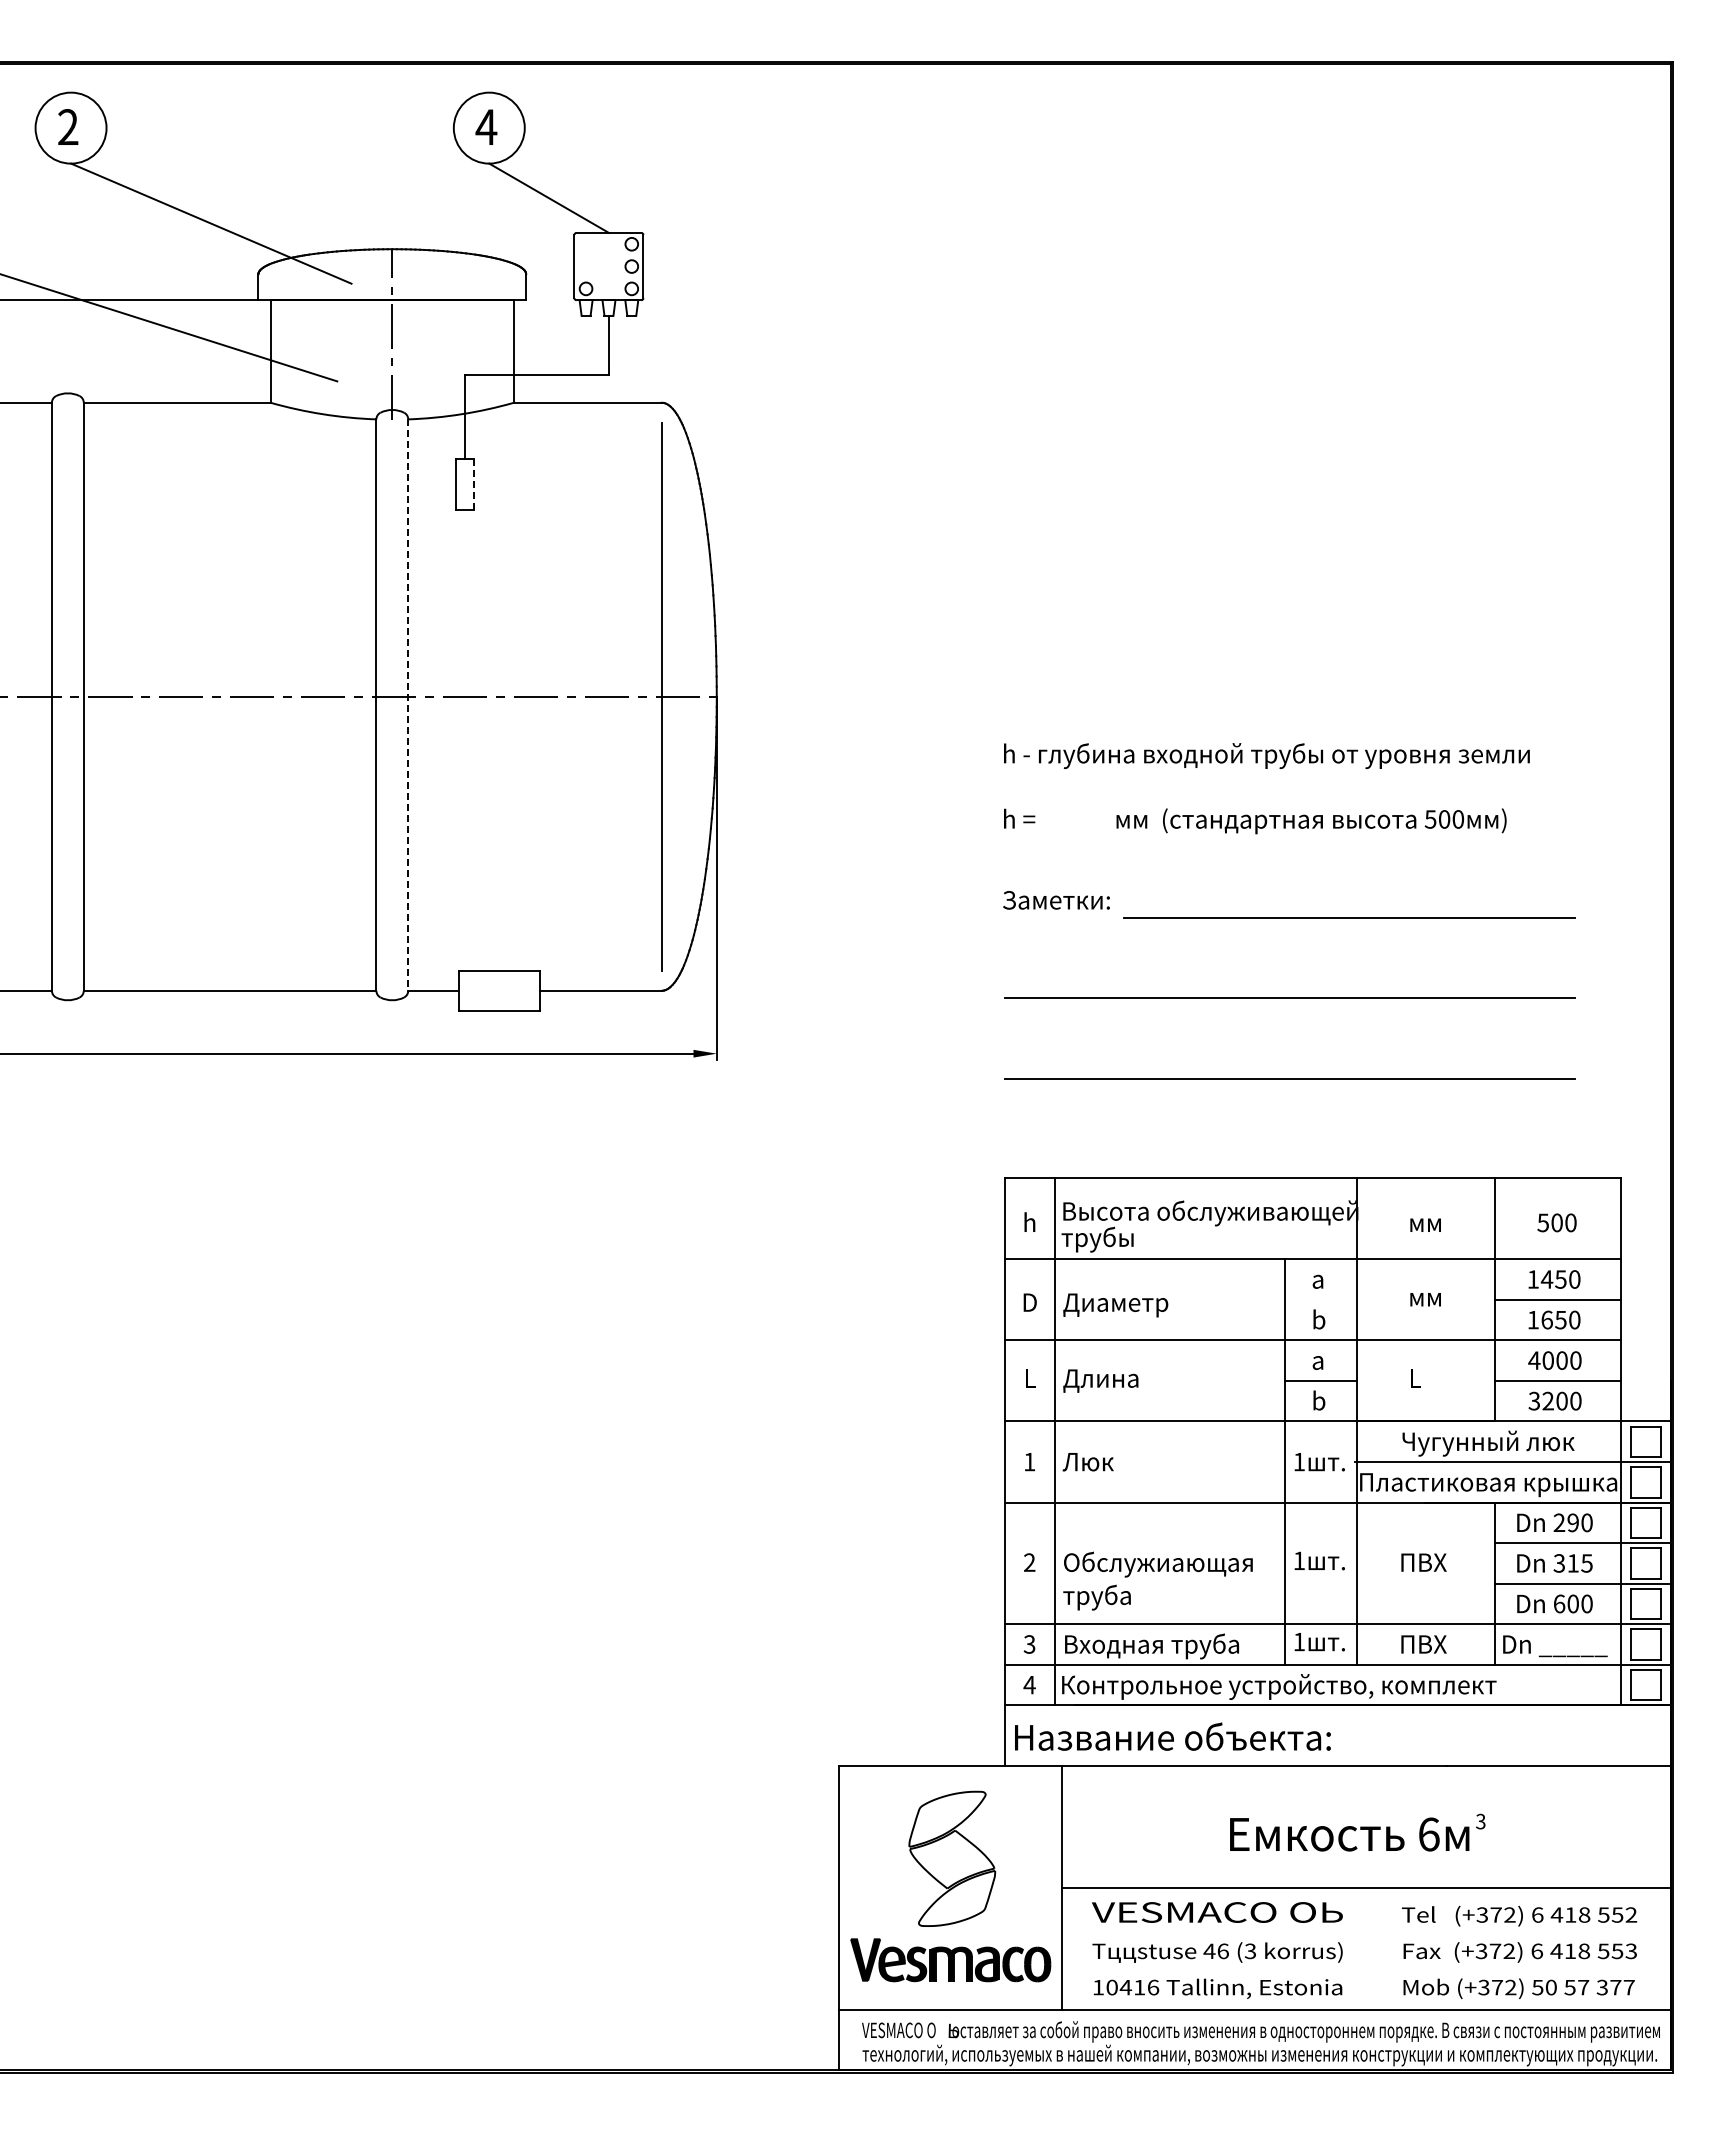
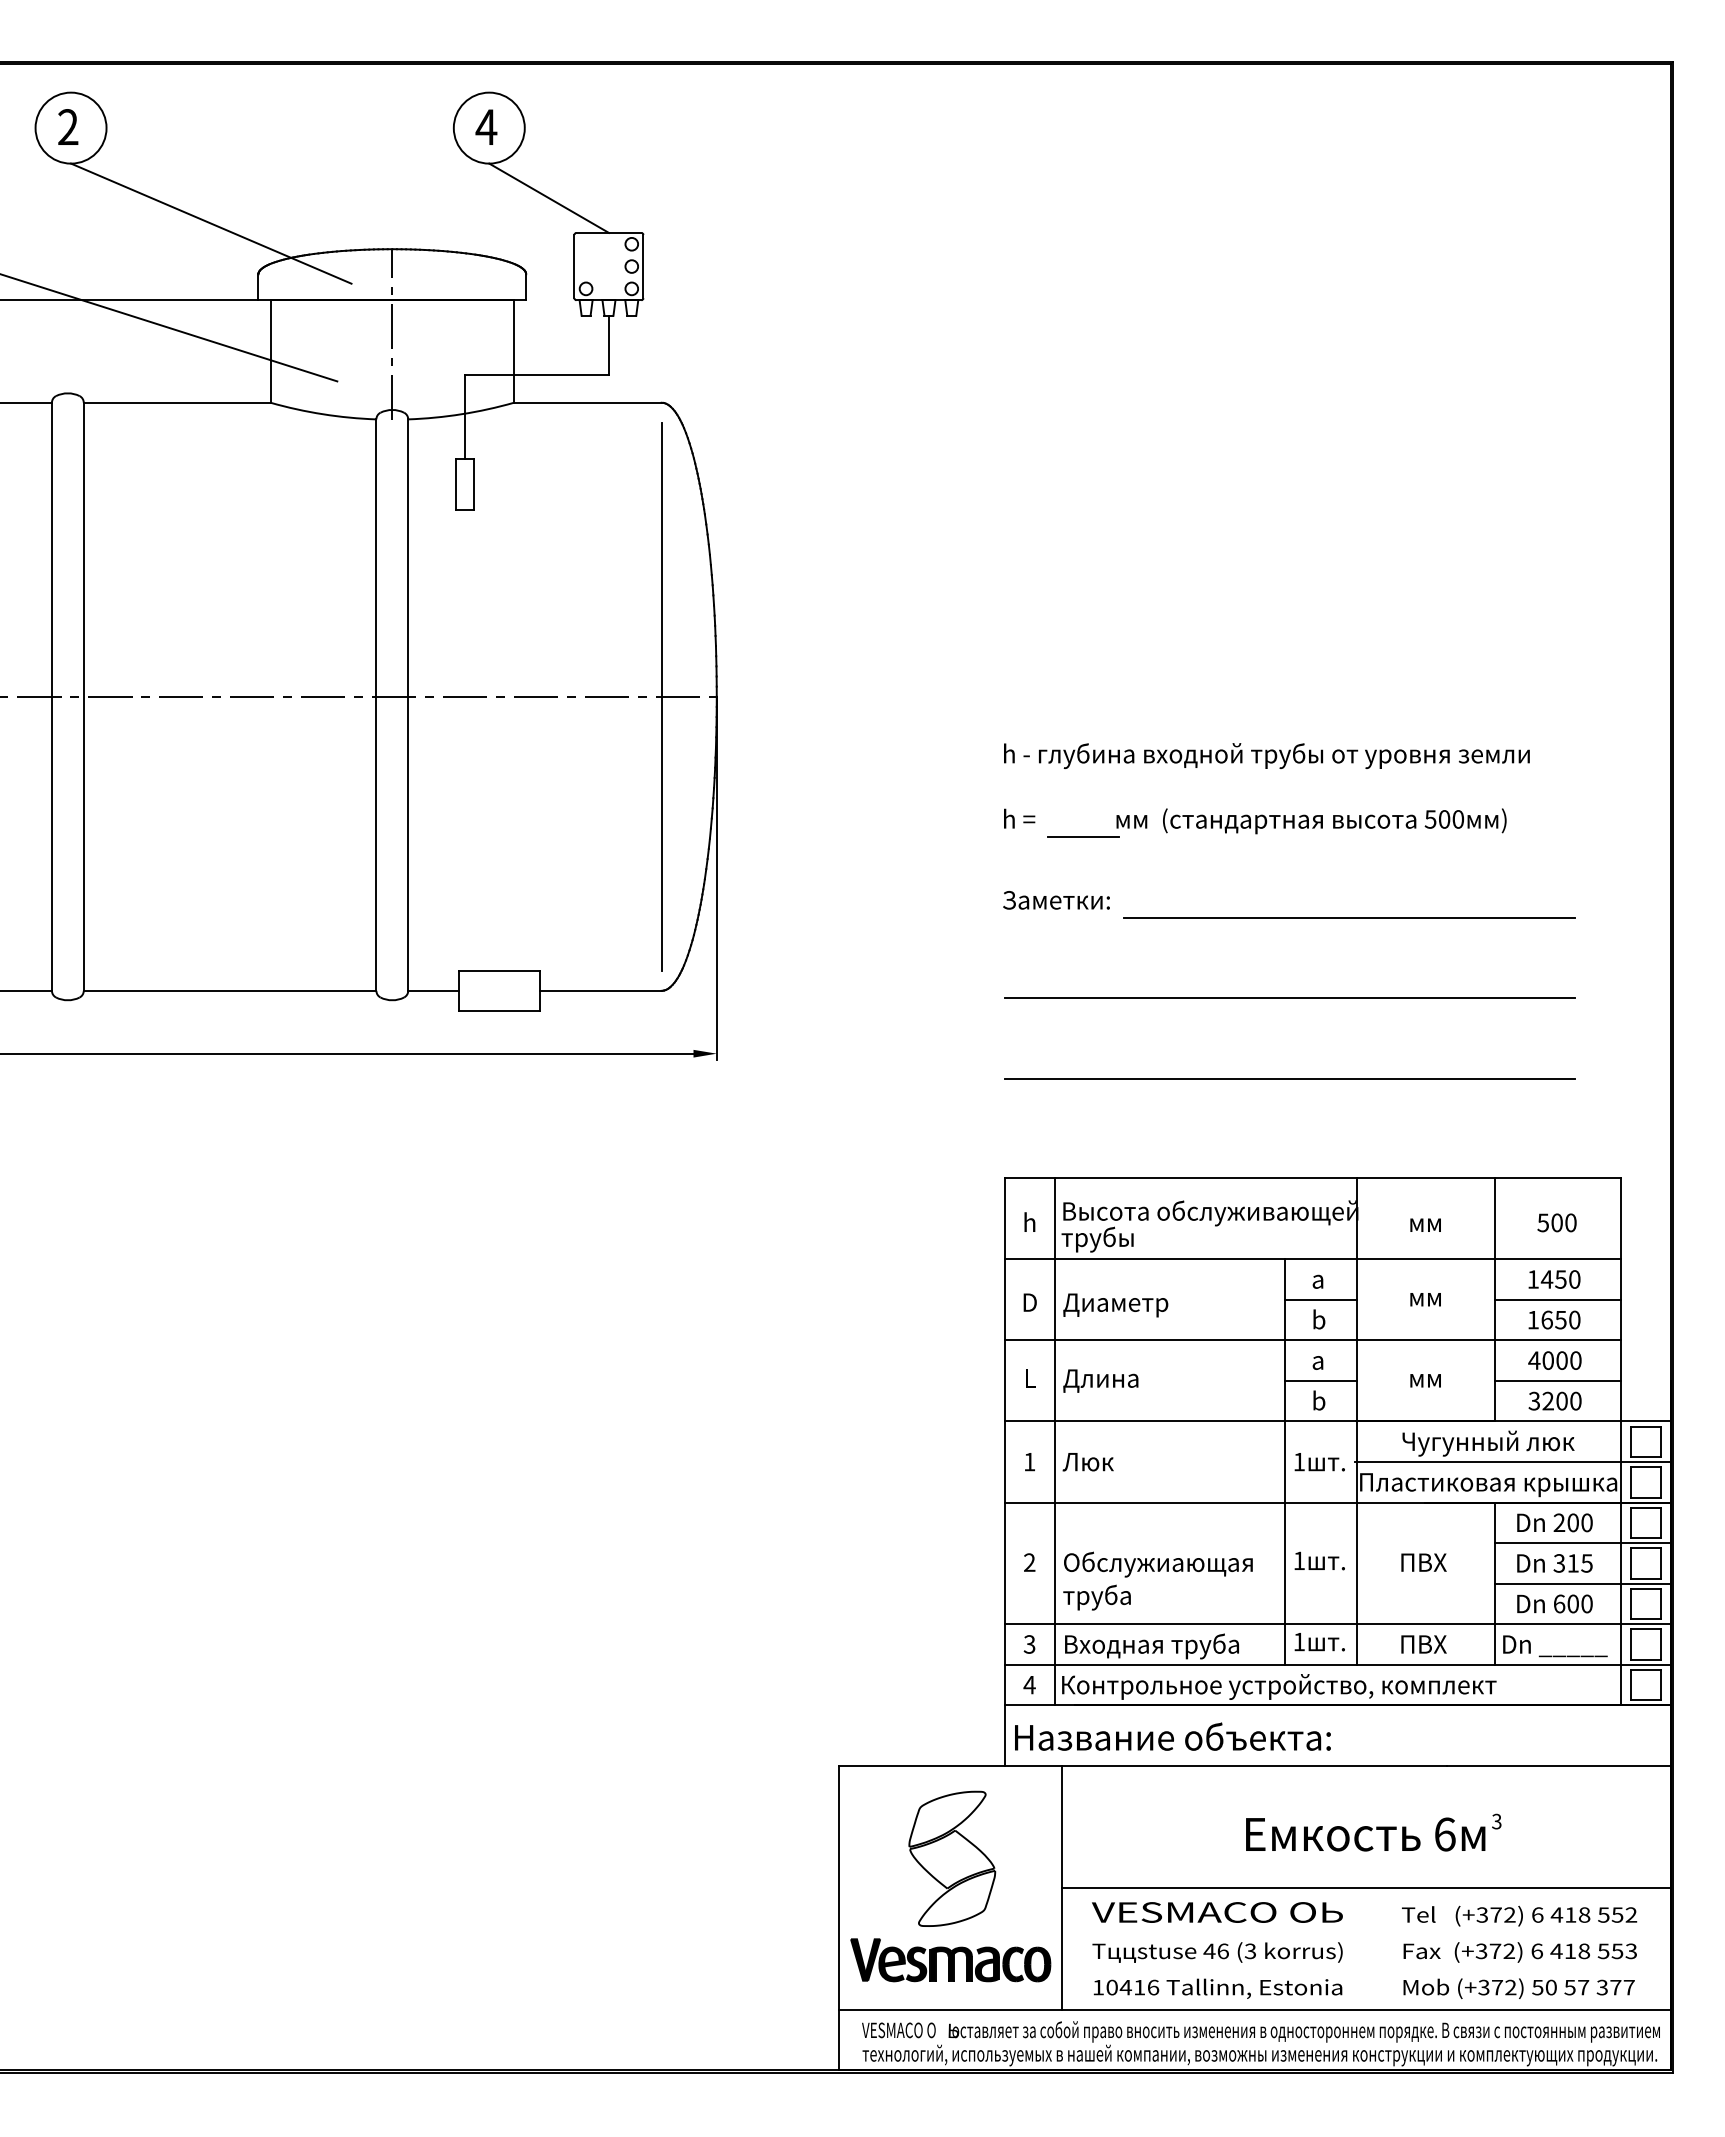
line: dashed -> solid (474, 484)
line: dashed -> solid (408, 705)
line: none -> present (1082, 836)
line: none -> present (1320, 1299)
text: L -> мм (1425, 1378)
text: 290 -> 200 (1572, 1522)
text position: (1357, 1832) -> (1373, 1832) (1373, 1832)
